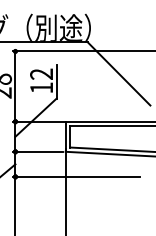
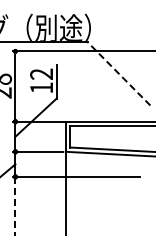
line: solid -> dashed (118, 73)
line: solid -> dashed (15, 206)
